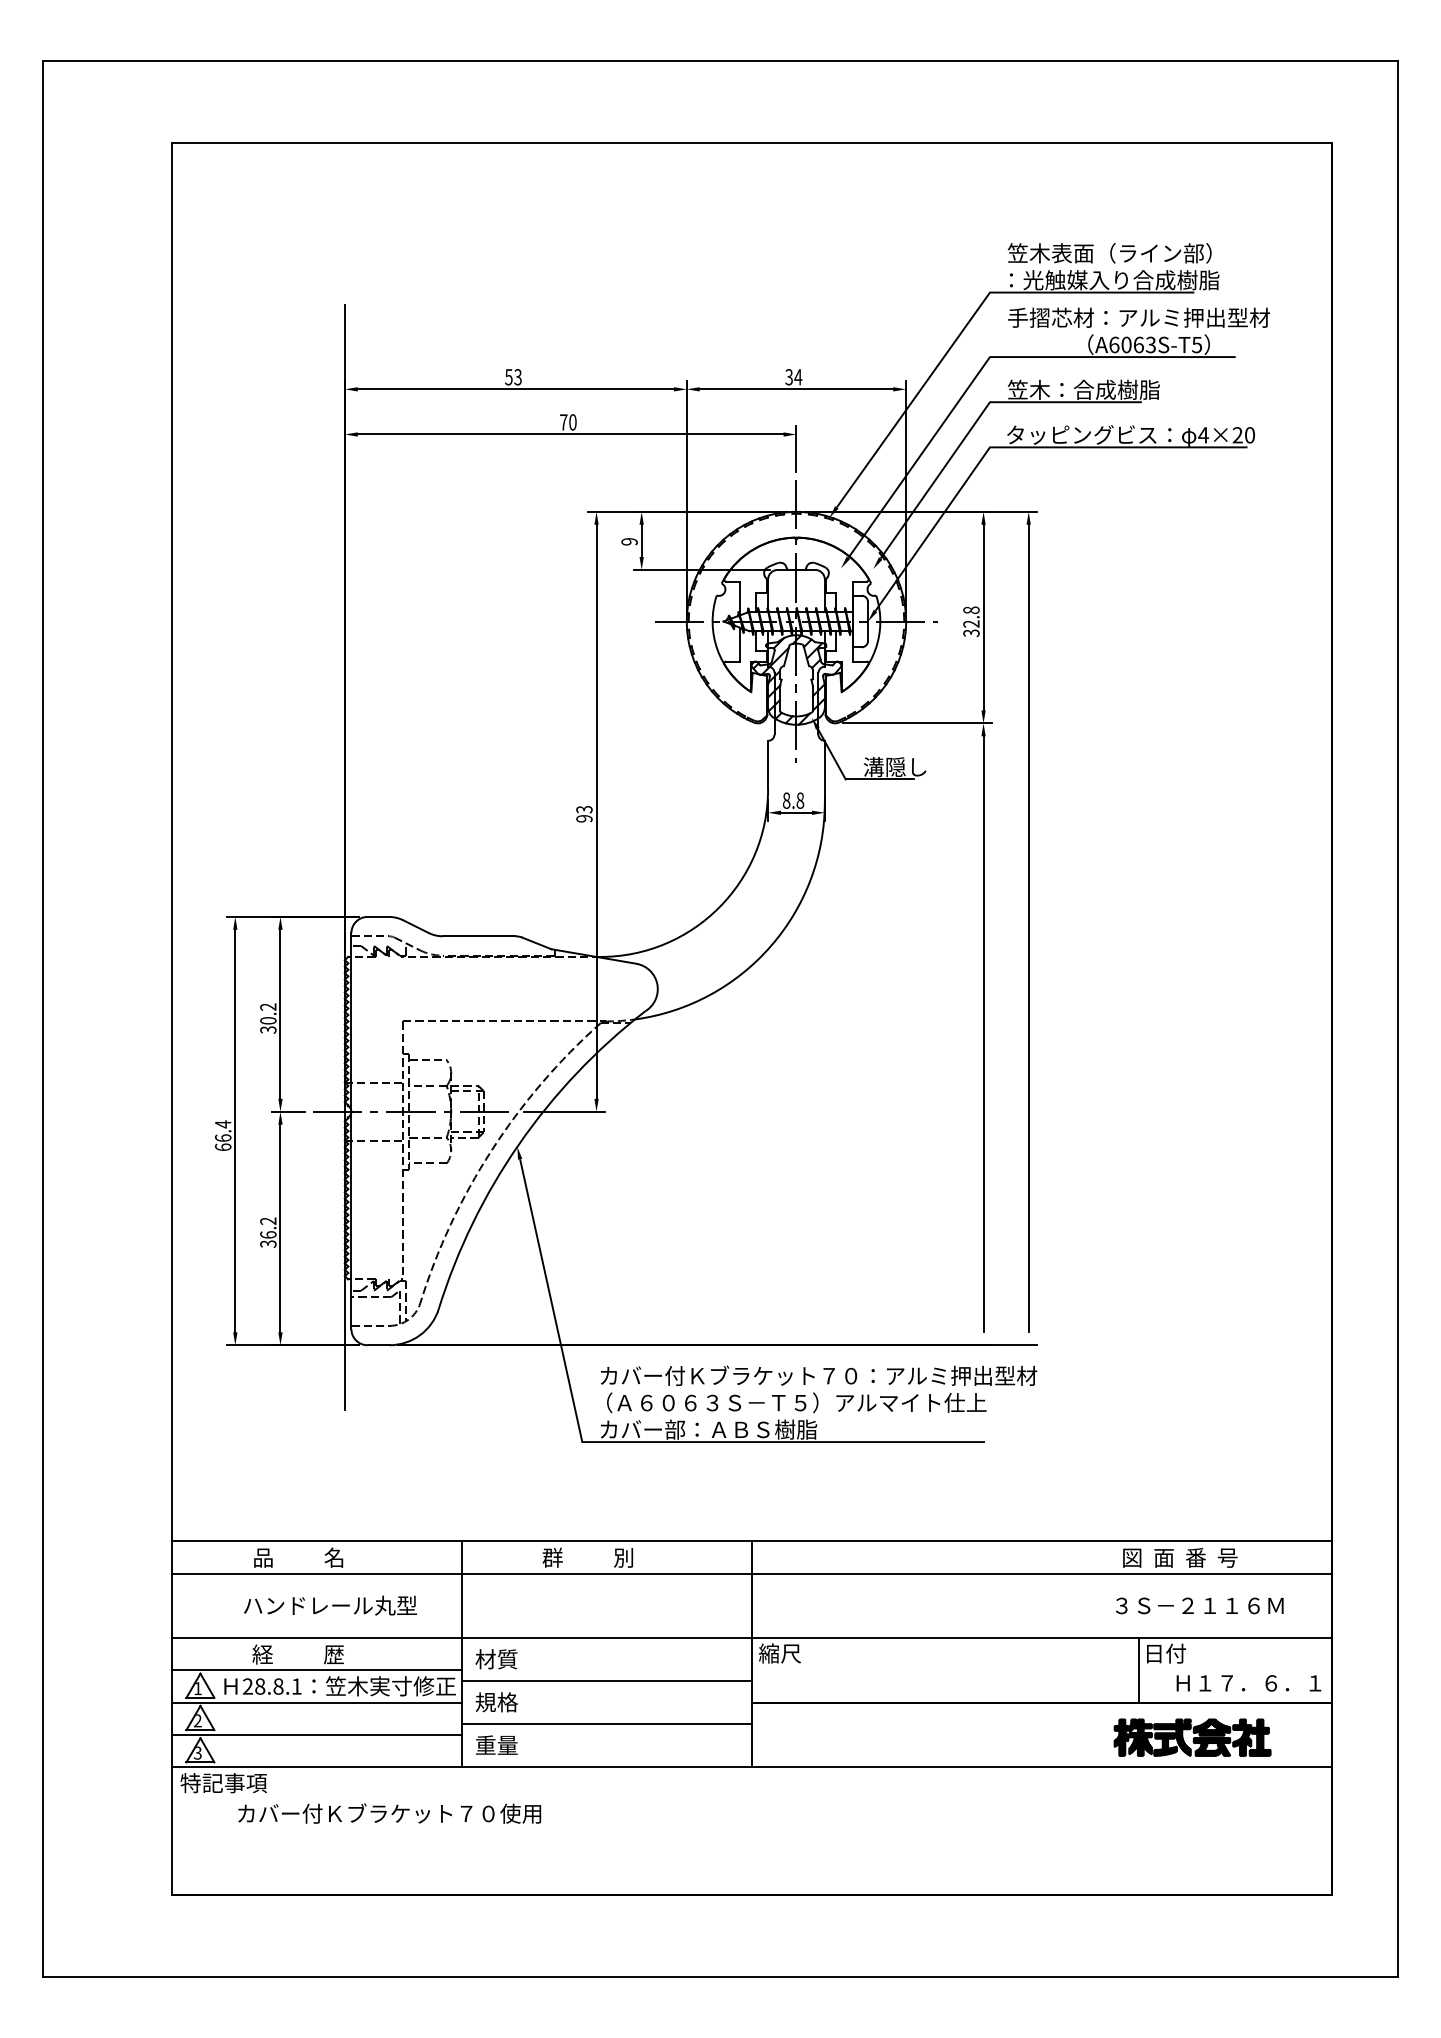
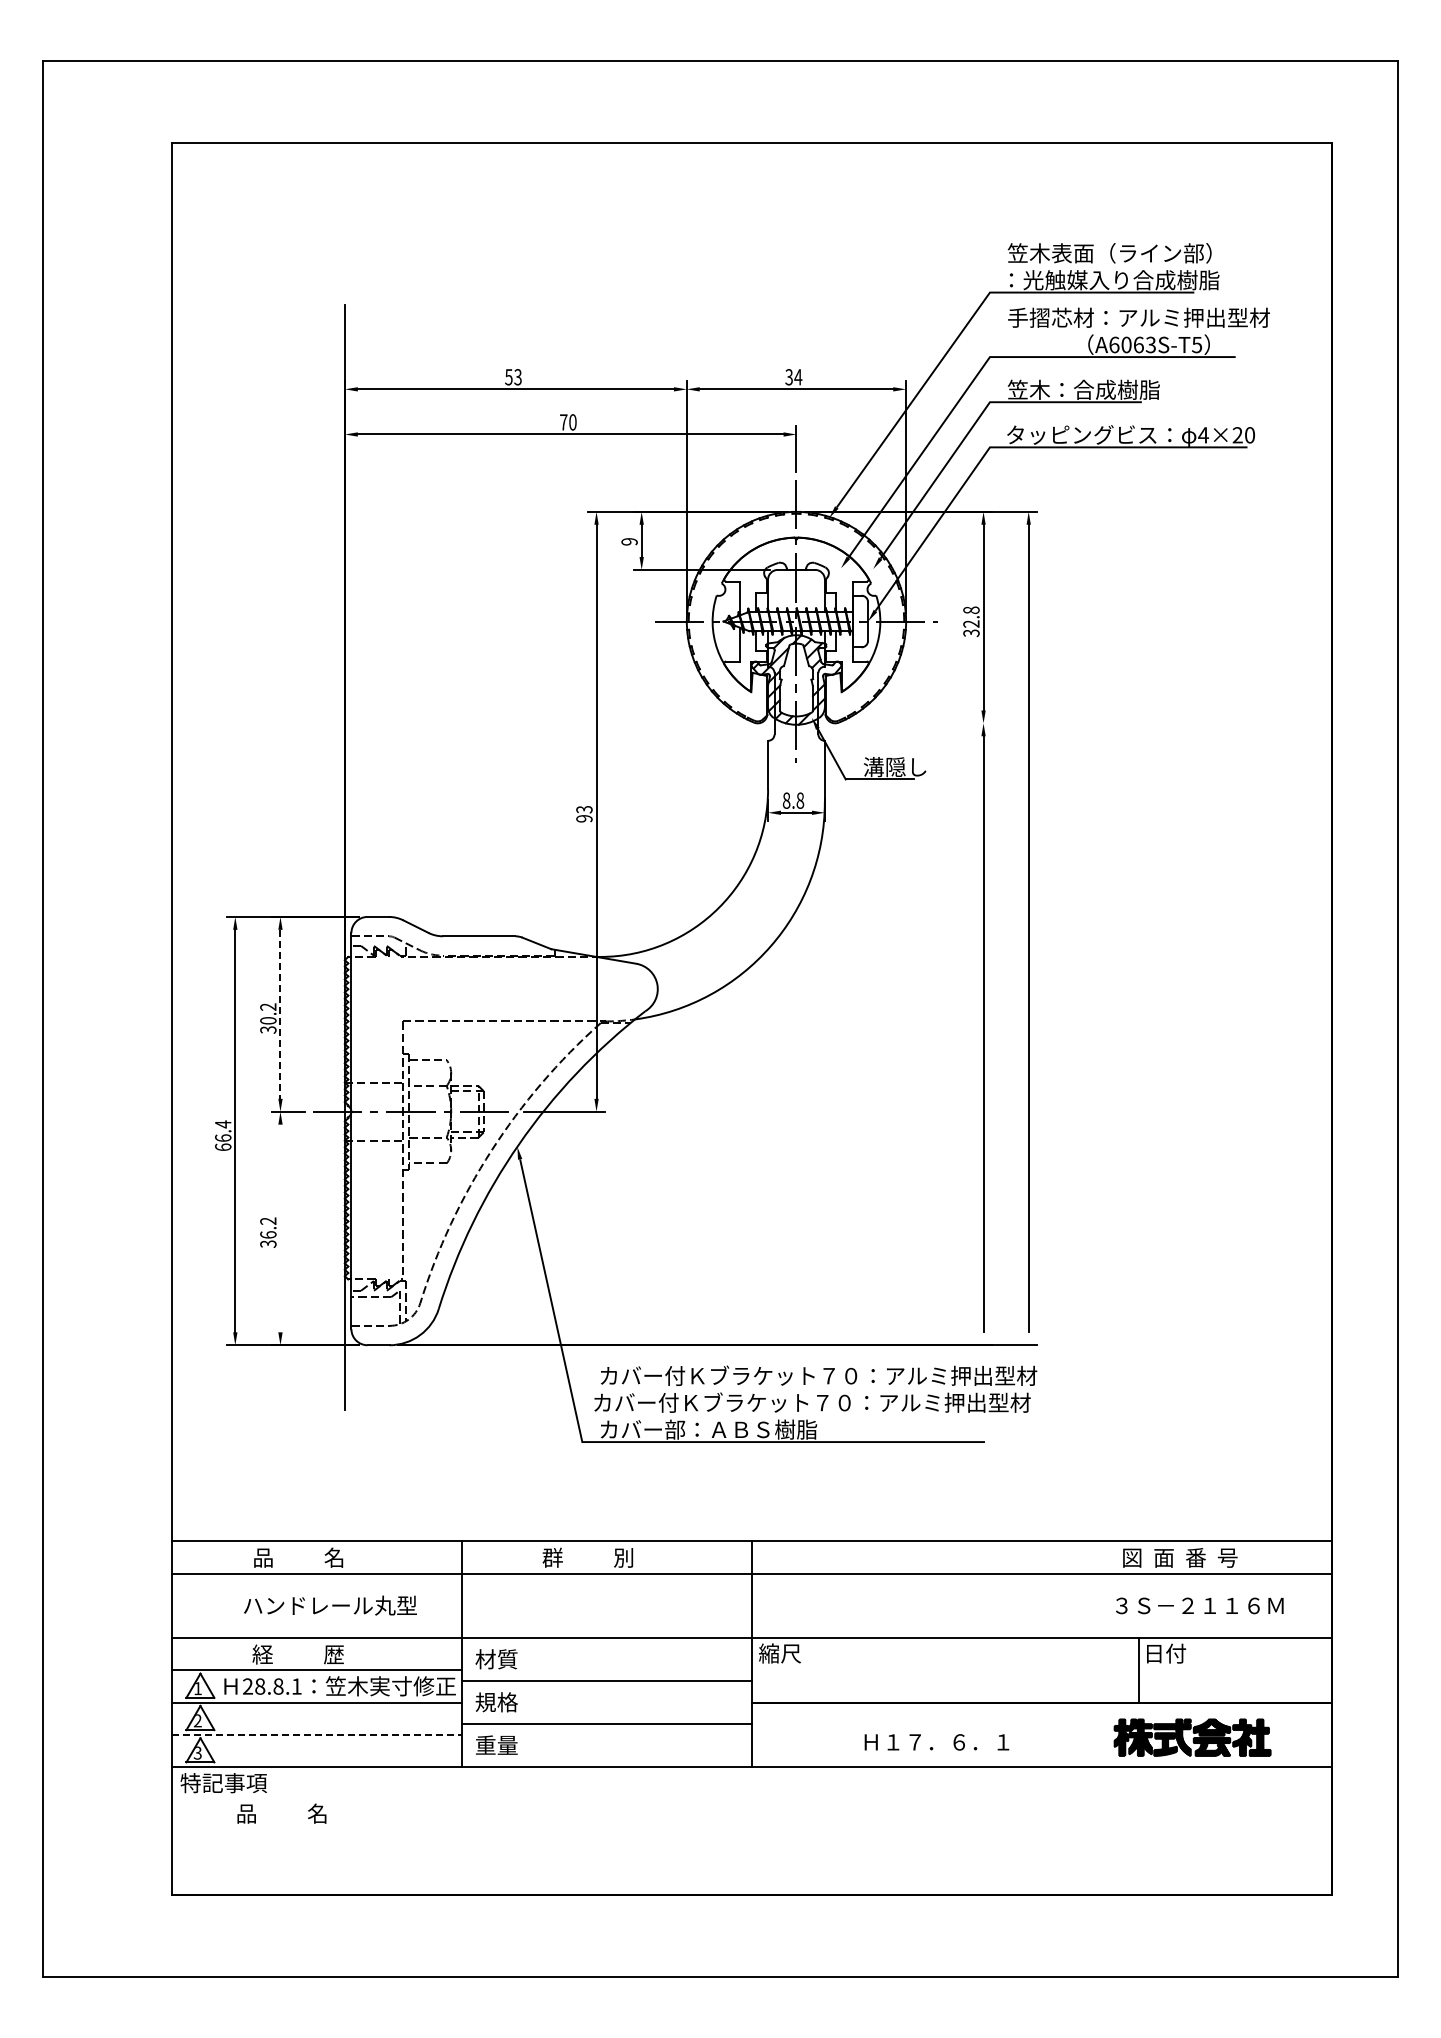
line: present -> none (917, 723)
line: solid -> dashed (280, 1014)
line: present -> none (280, 1228)
text: （Ａ６０６３Ｓ－Ｔ５）アルマイト仕上 -> カバー付Ｋブラケット７０：アルミ押出型材 (812, 1402)
text position: (1248, 1683) -> (936, 1742) (936, 1742)
line: solid -> dashed (316, 1734)
text: カバー付Ｋブラケット７０使用 -> 品          名 (389, 1813)
